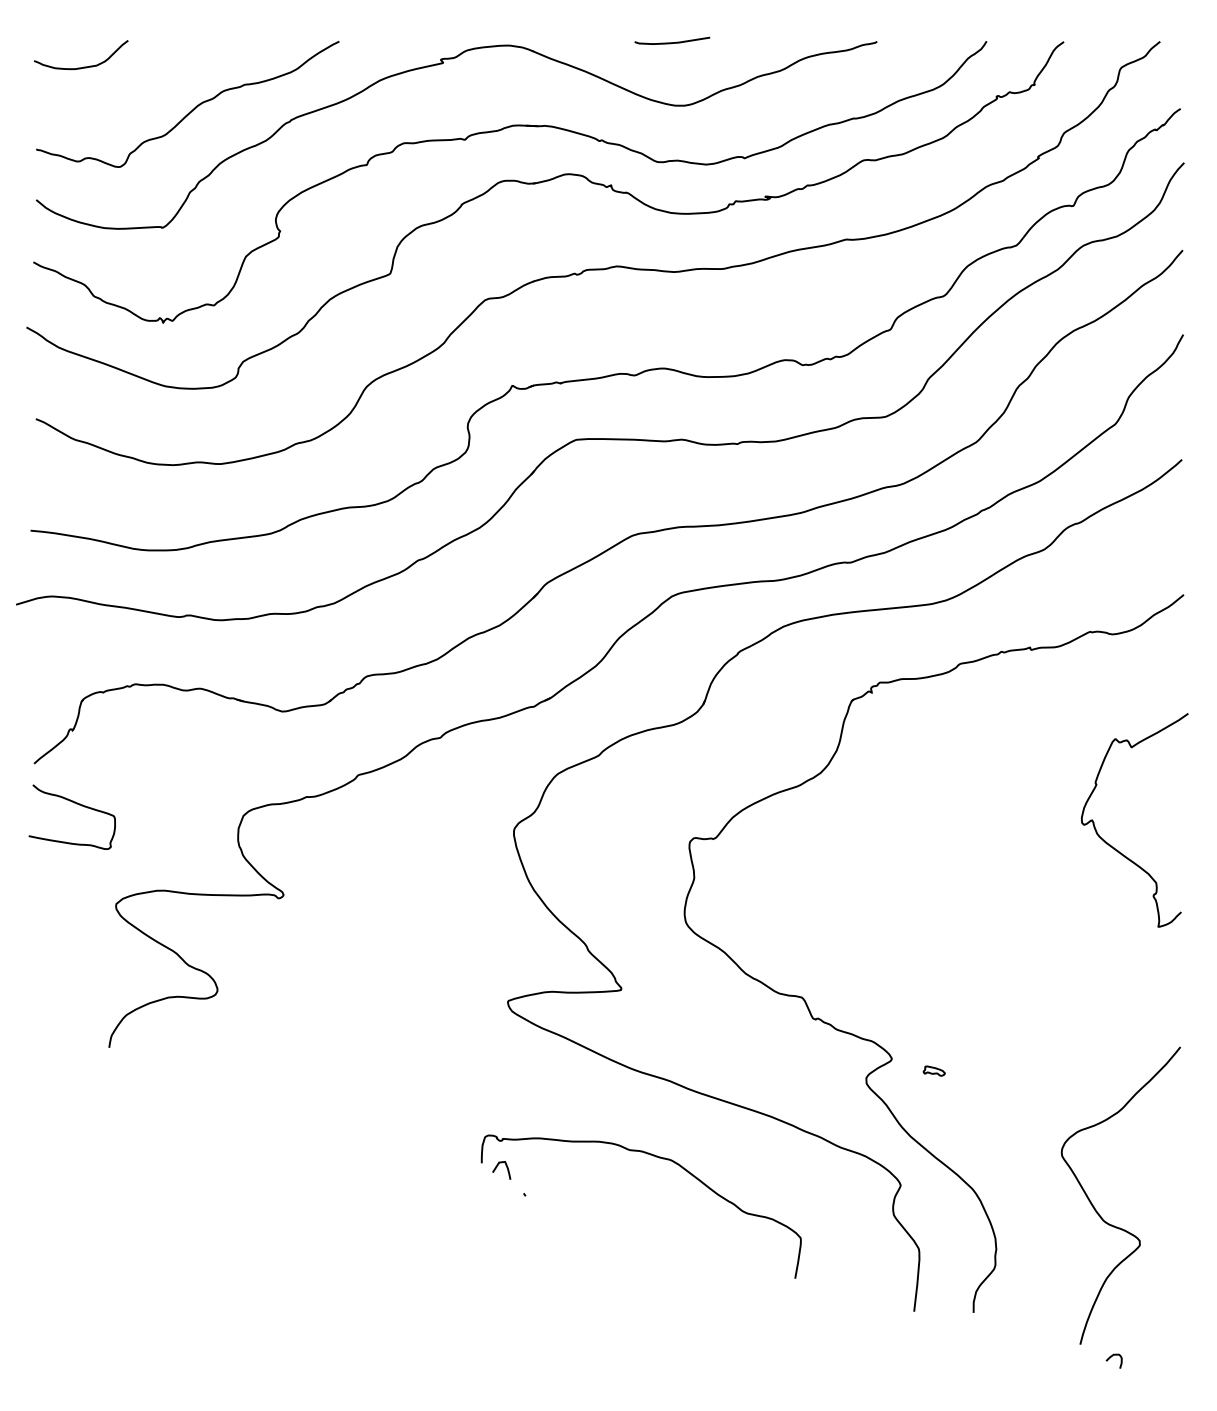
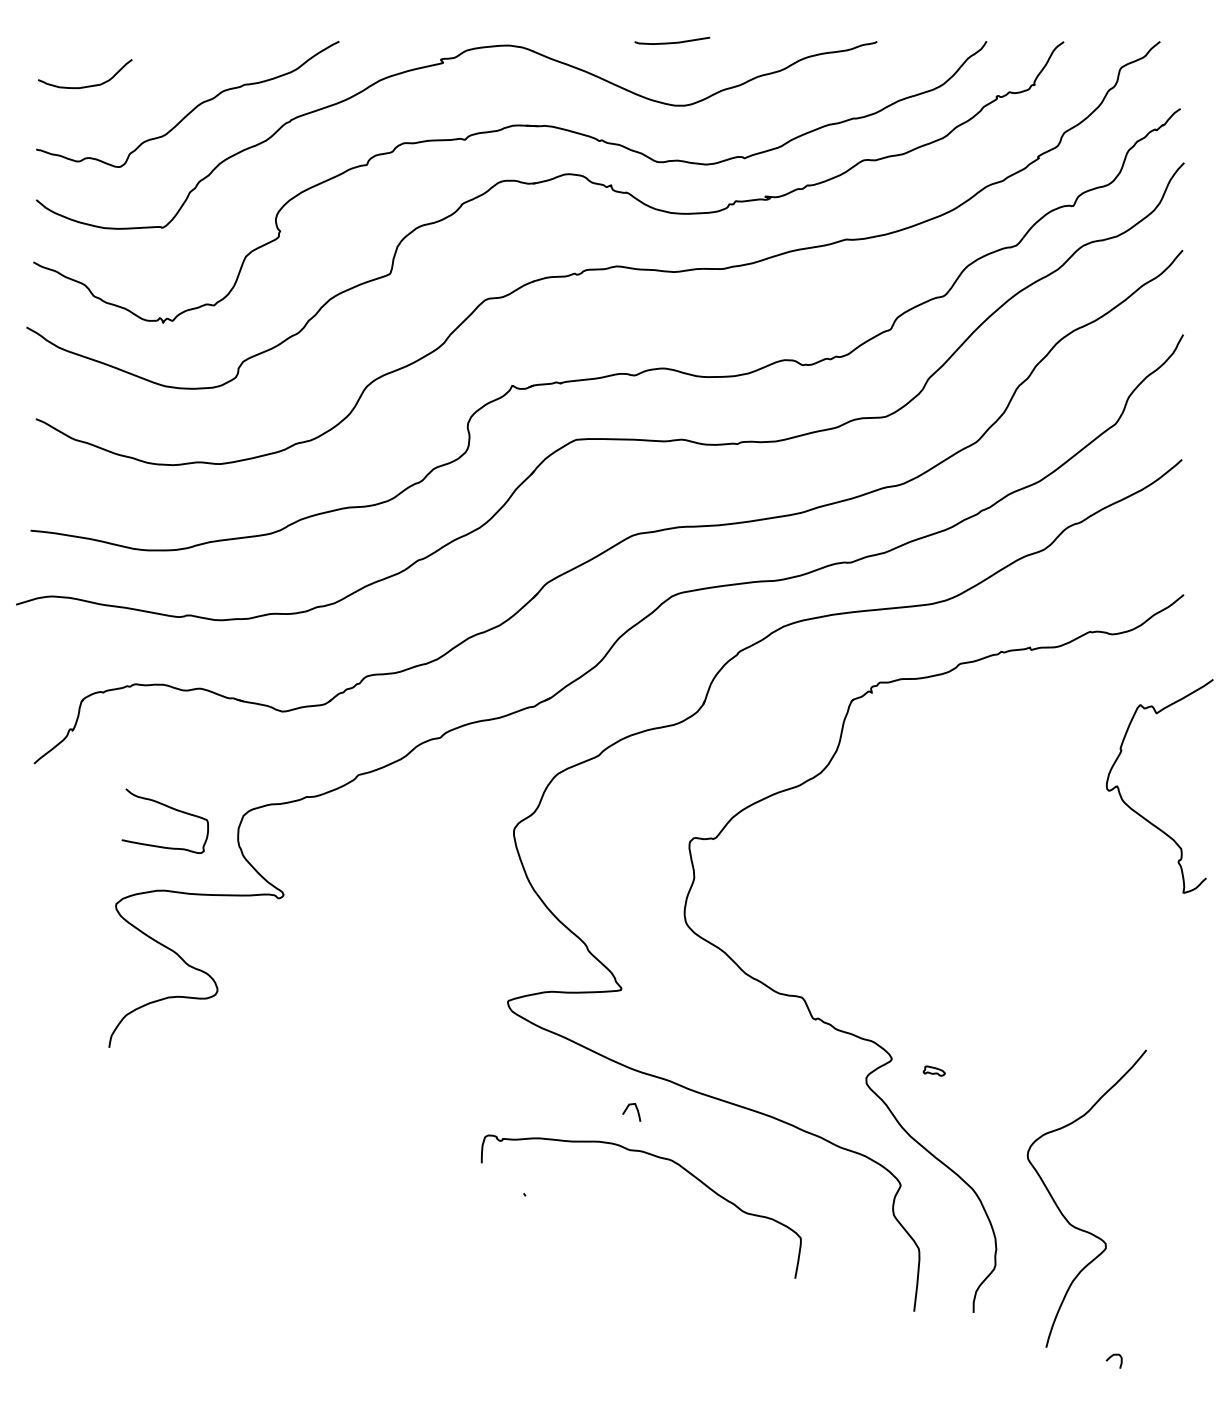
curve position: (83, 66) -> (87, 85) (87, 85)
curve position: (76, 804) -> (169, 808) (169, 808)
curve position: (1114, 847) -> (1139, 813) (1139, 813)
curve position: (497, 1167) -> (627, 1109) (627, 1109)
curve position: (1099, 1213) -> (1065, 1216) (1065, 1216)
